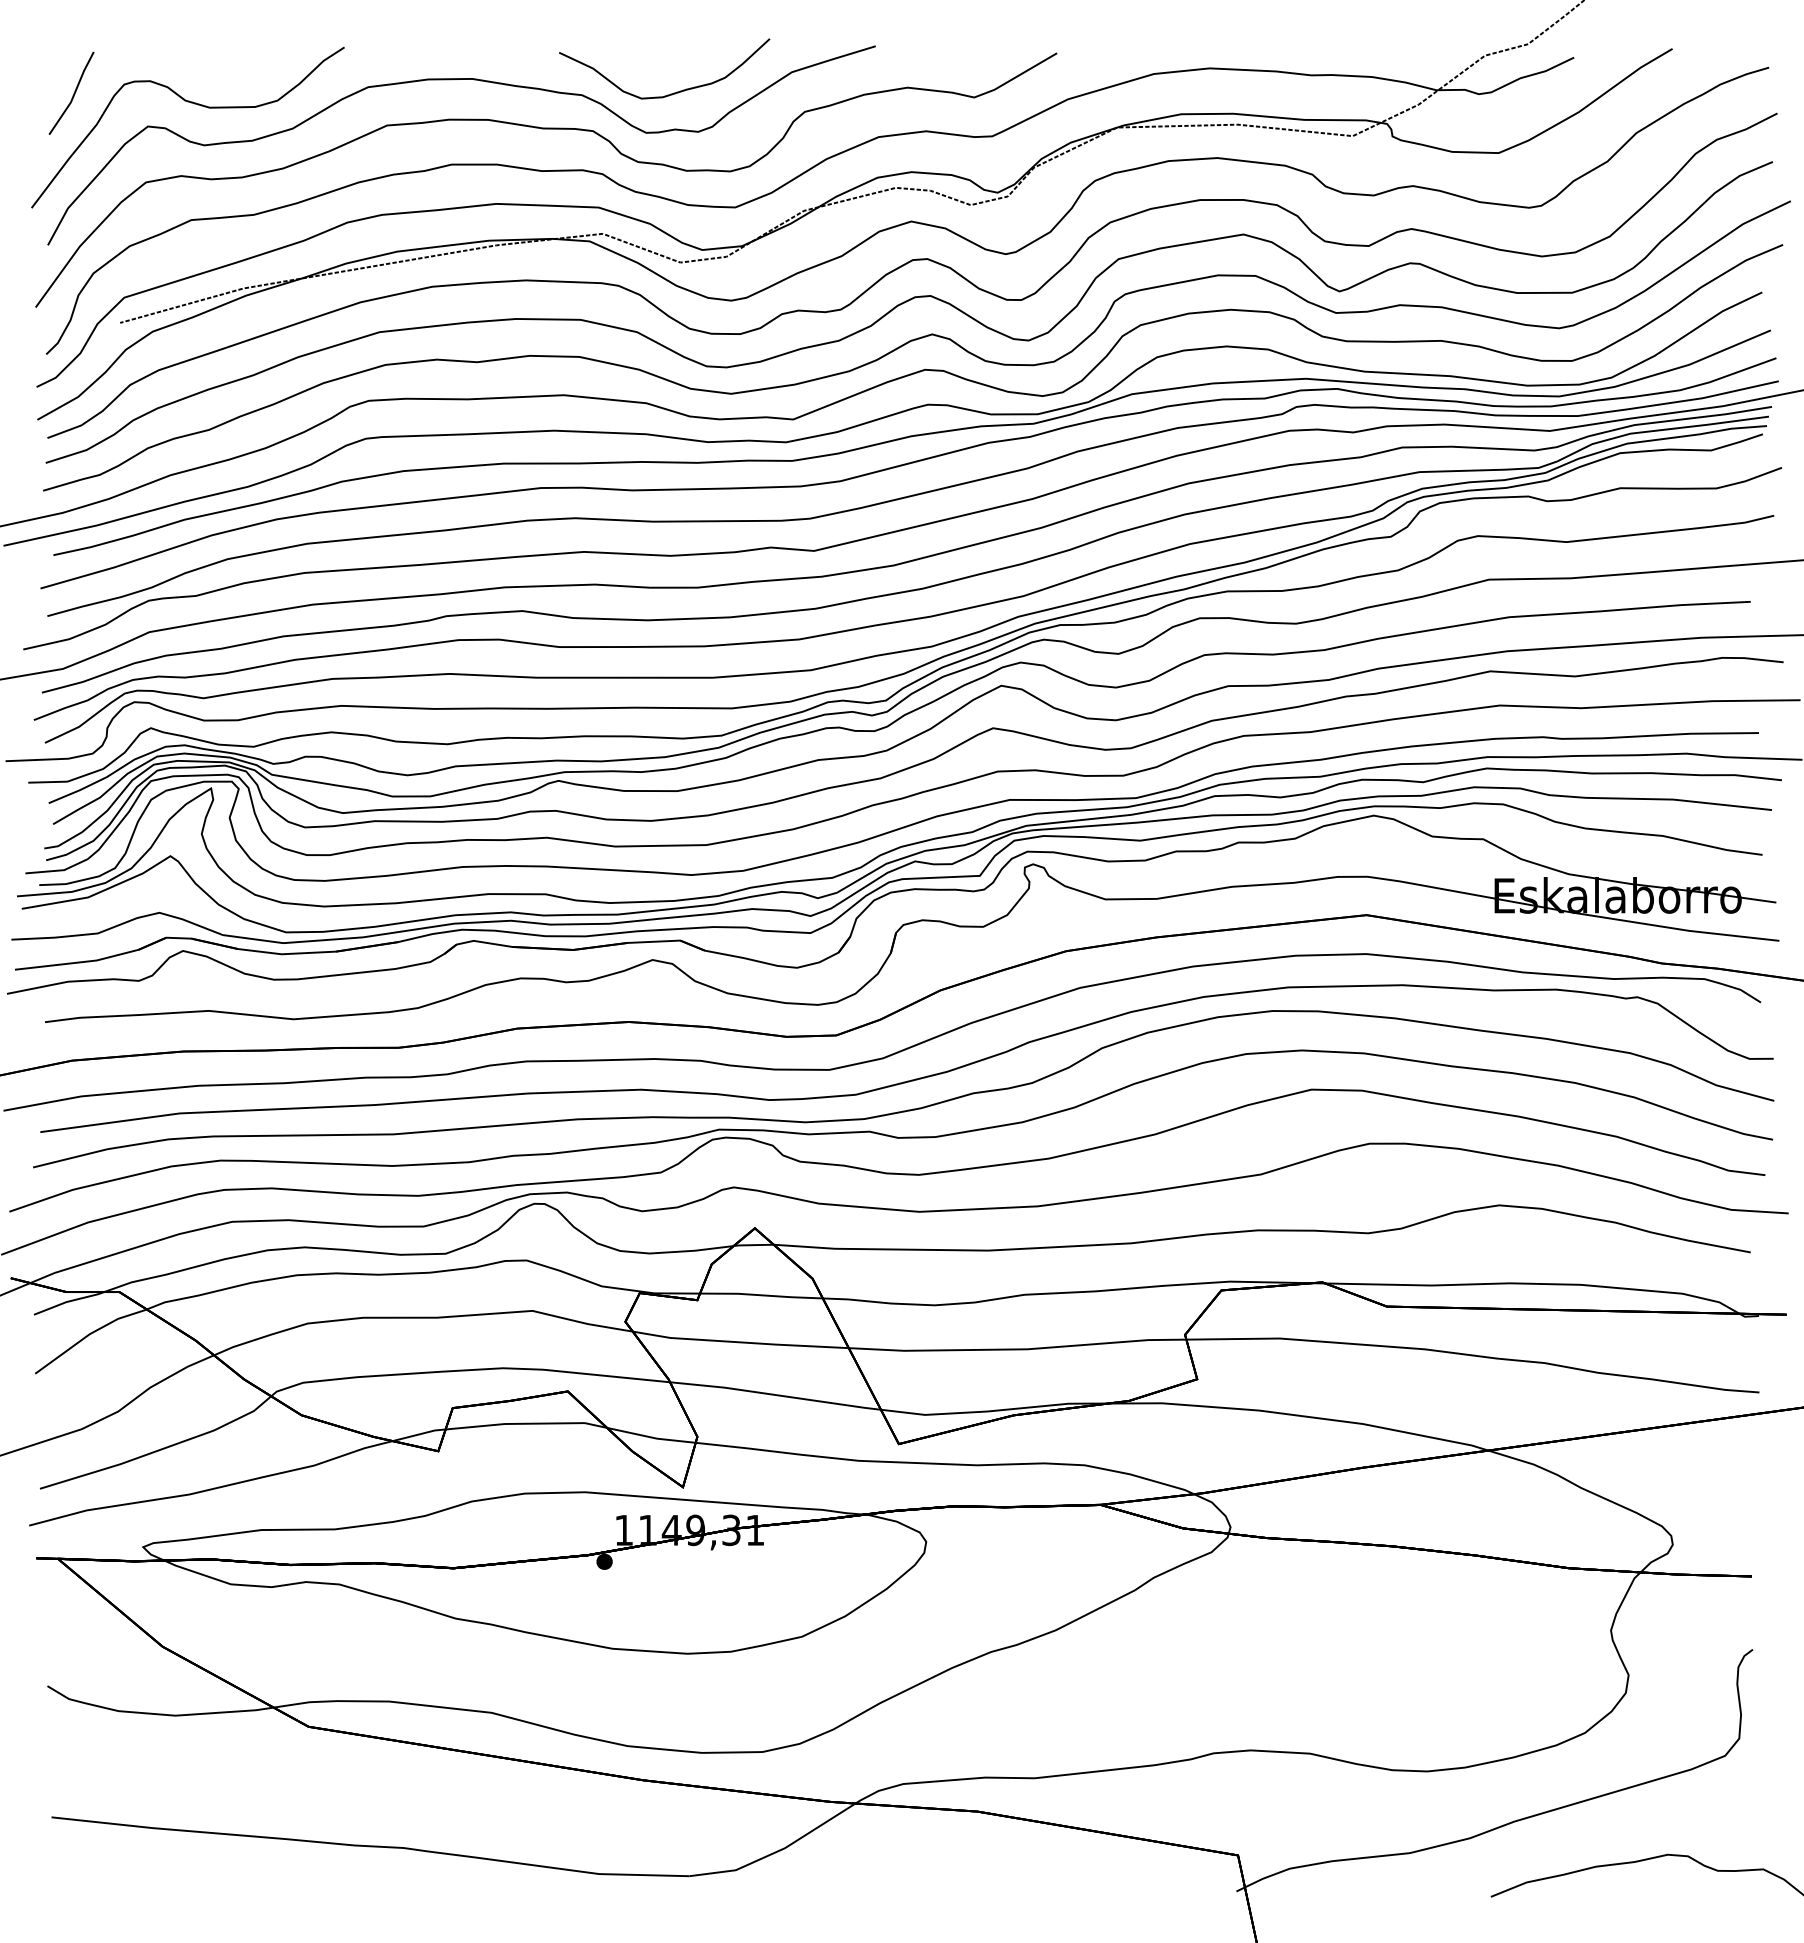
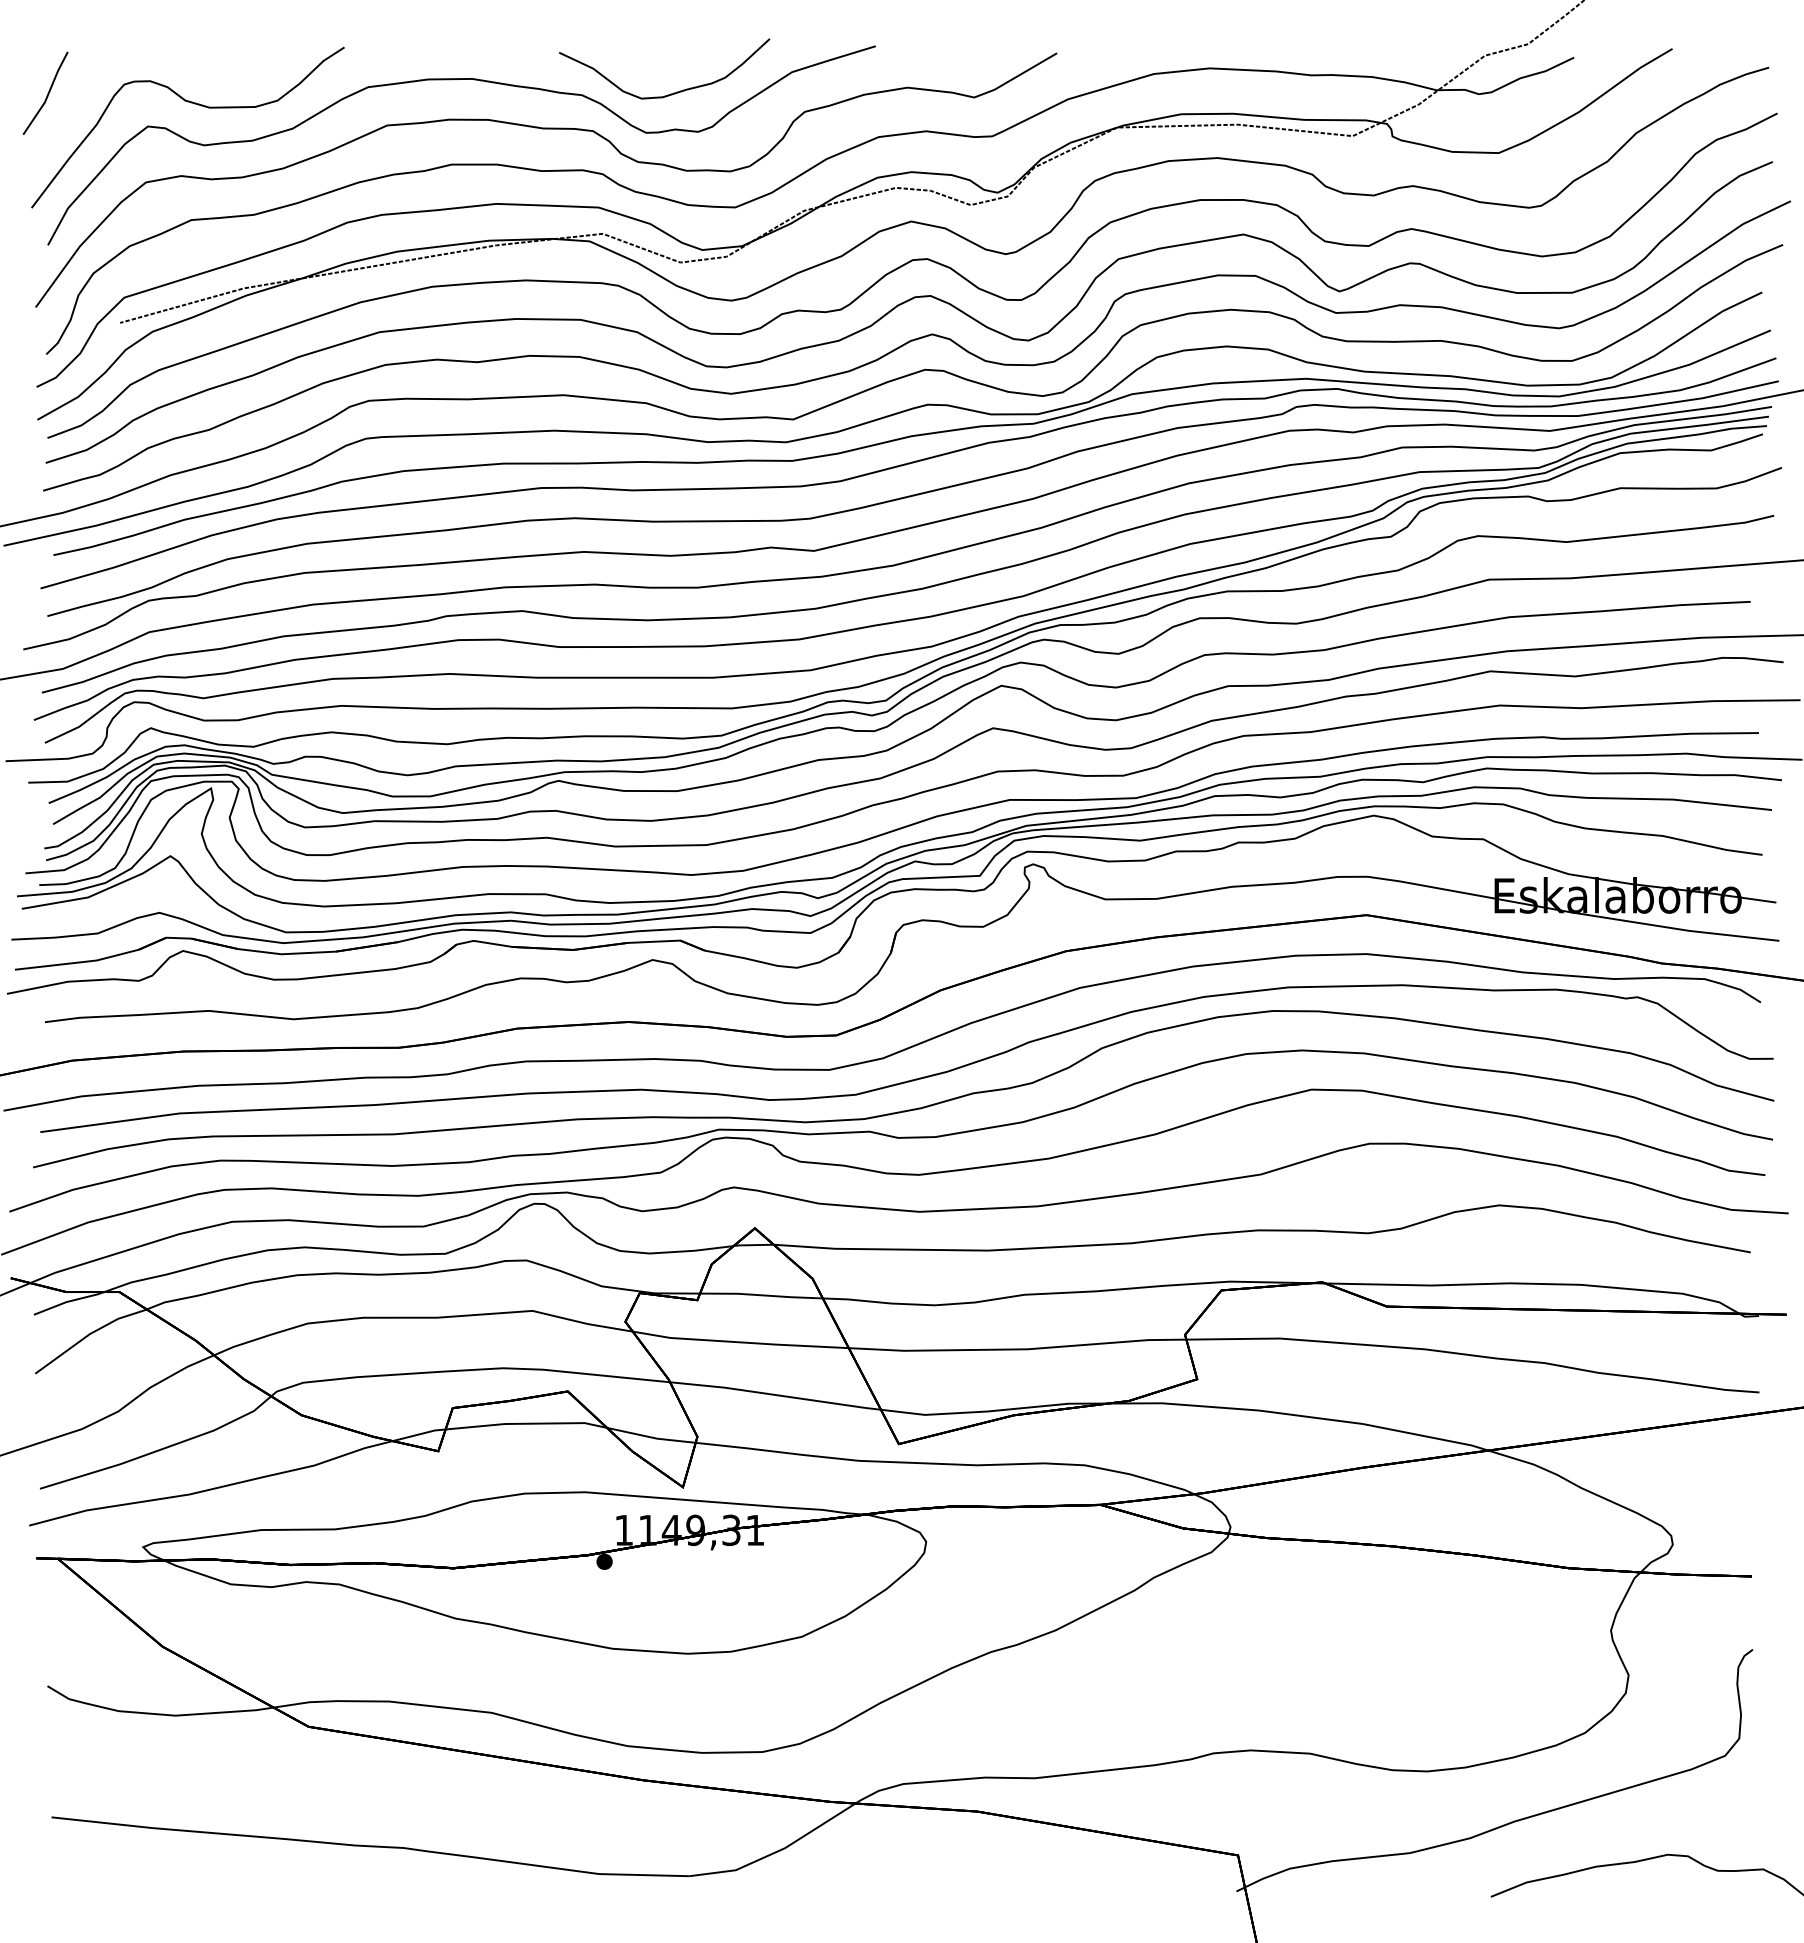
part position: (71, 92) -> (45, 92) (45, 92)
